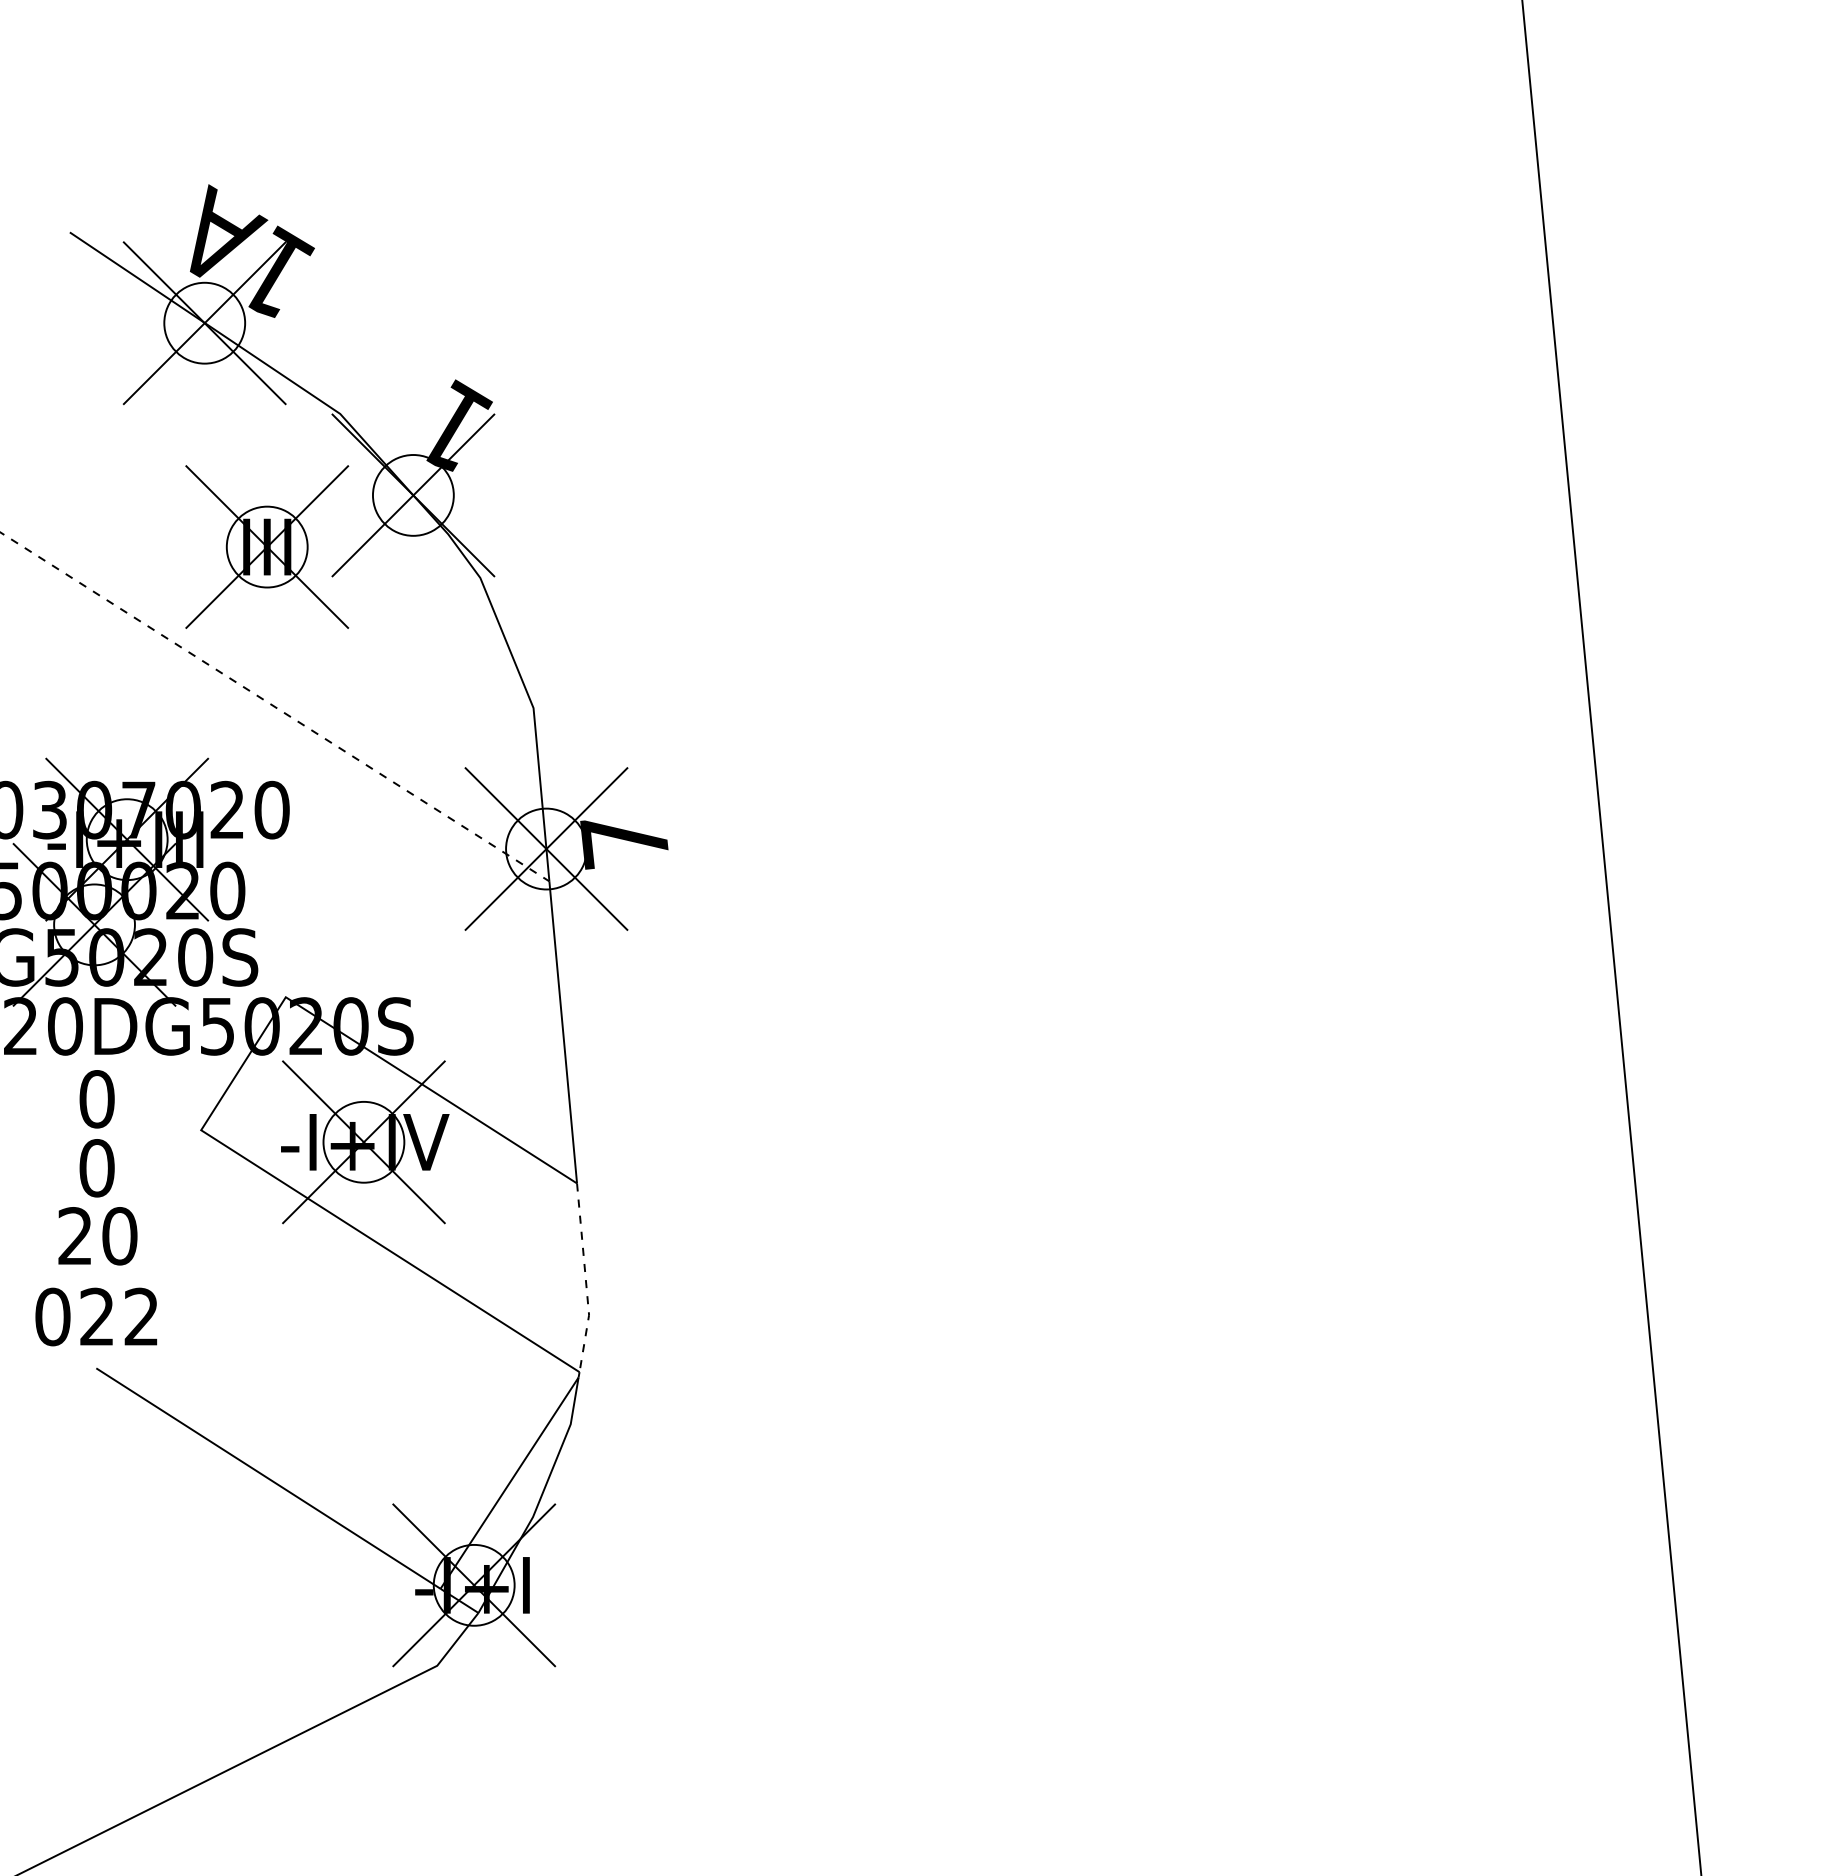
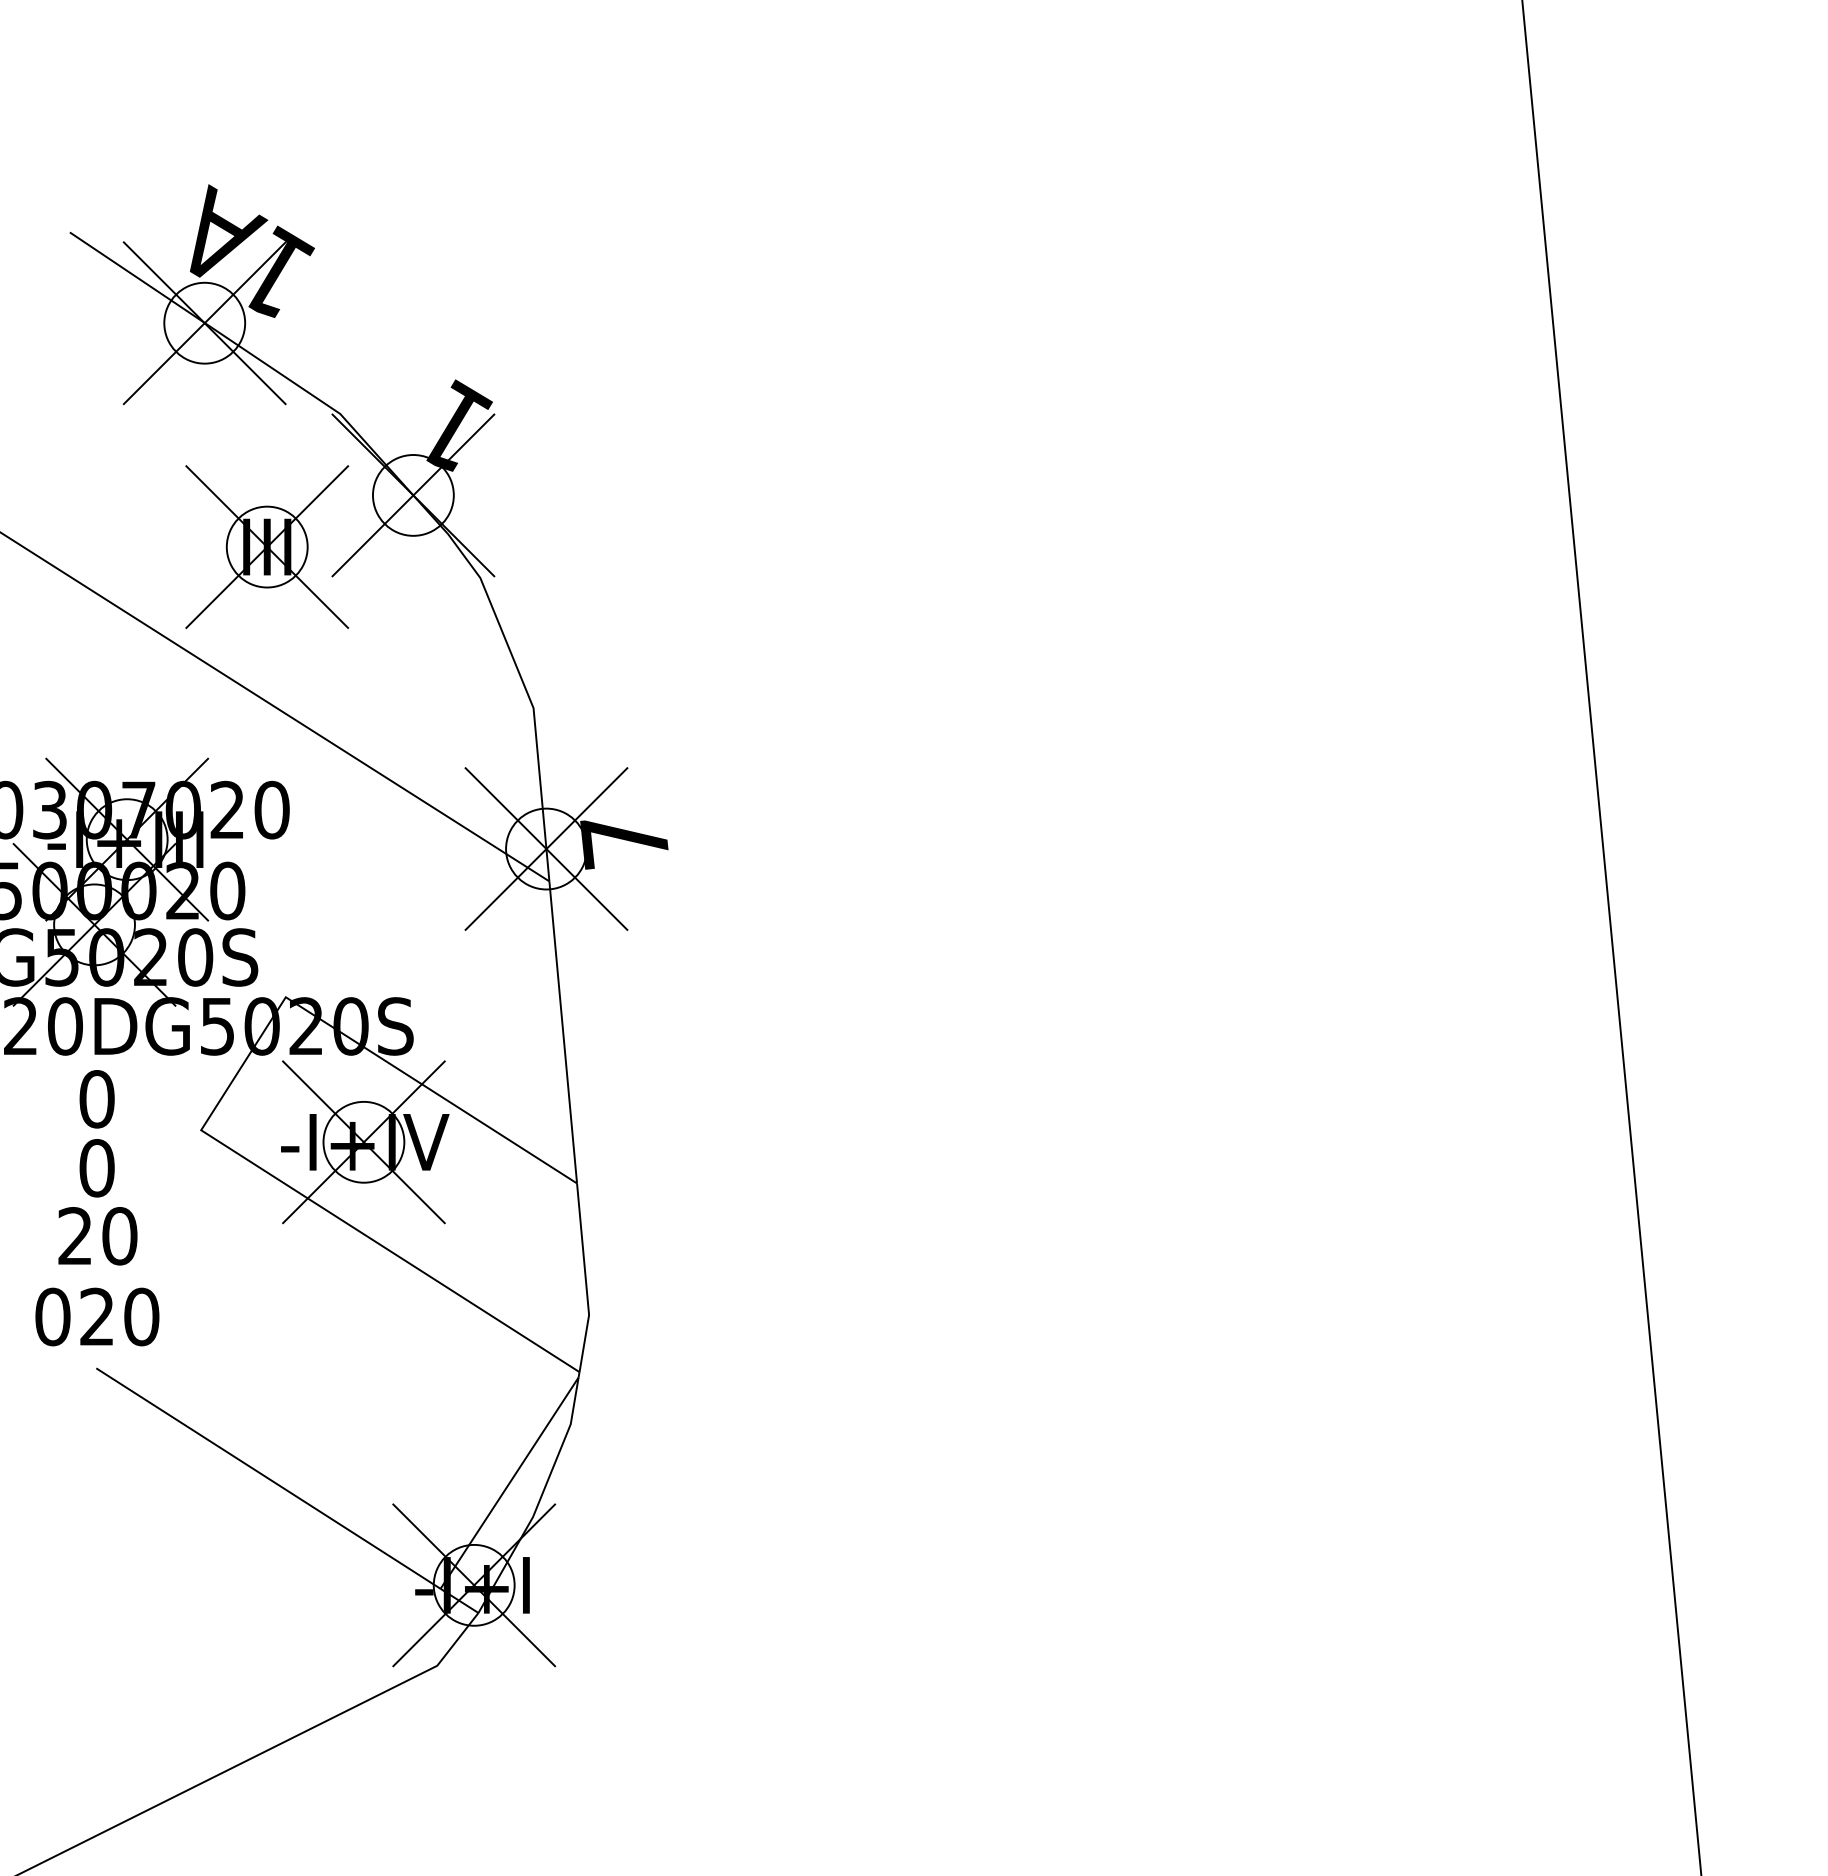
line: dashed -> solid (275, 707)
line: dashed -> solid (585, 1278)
text: 022 -> 020 (141, 1316)
